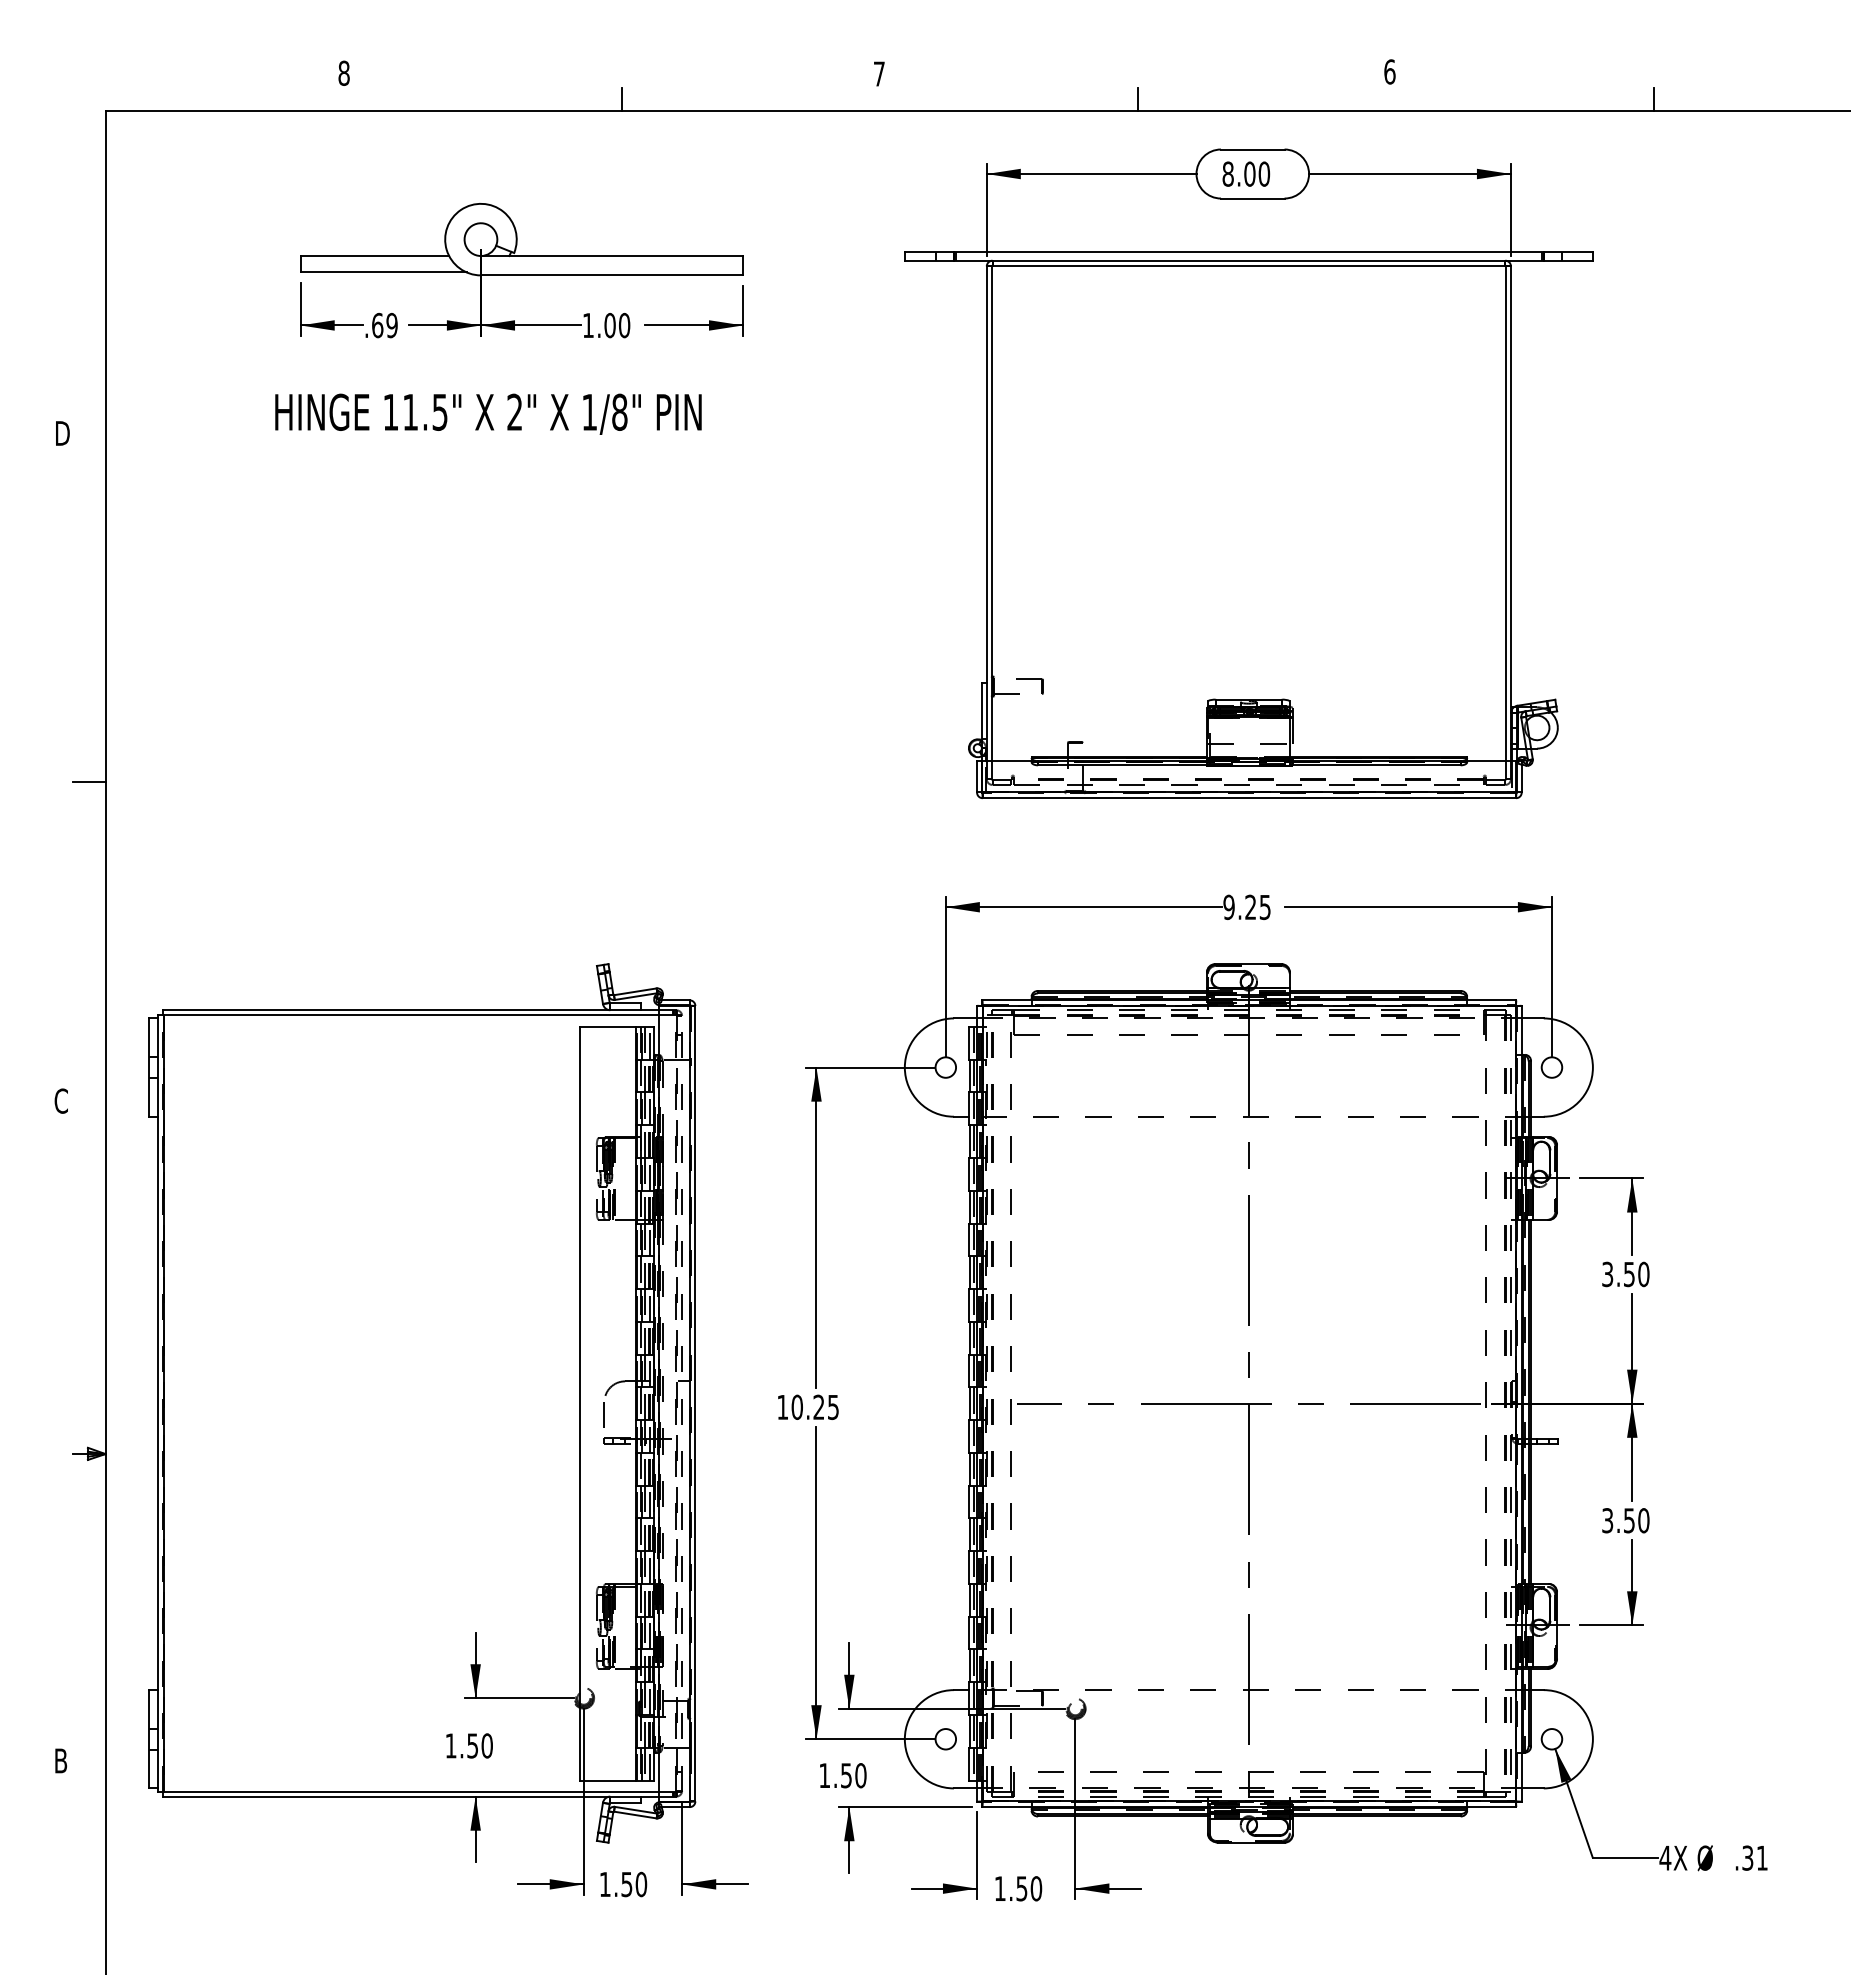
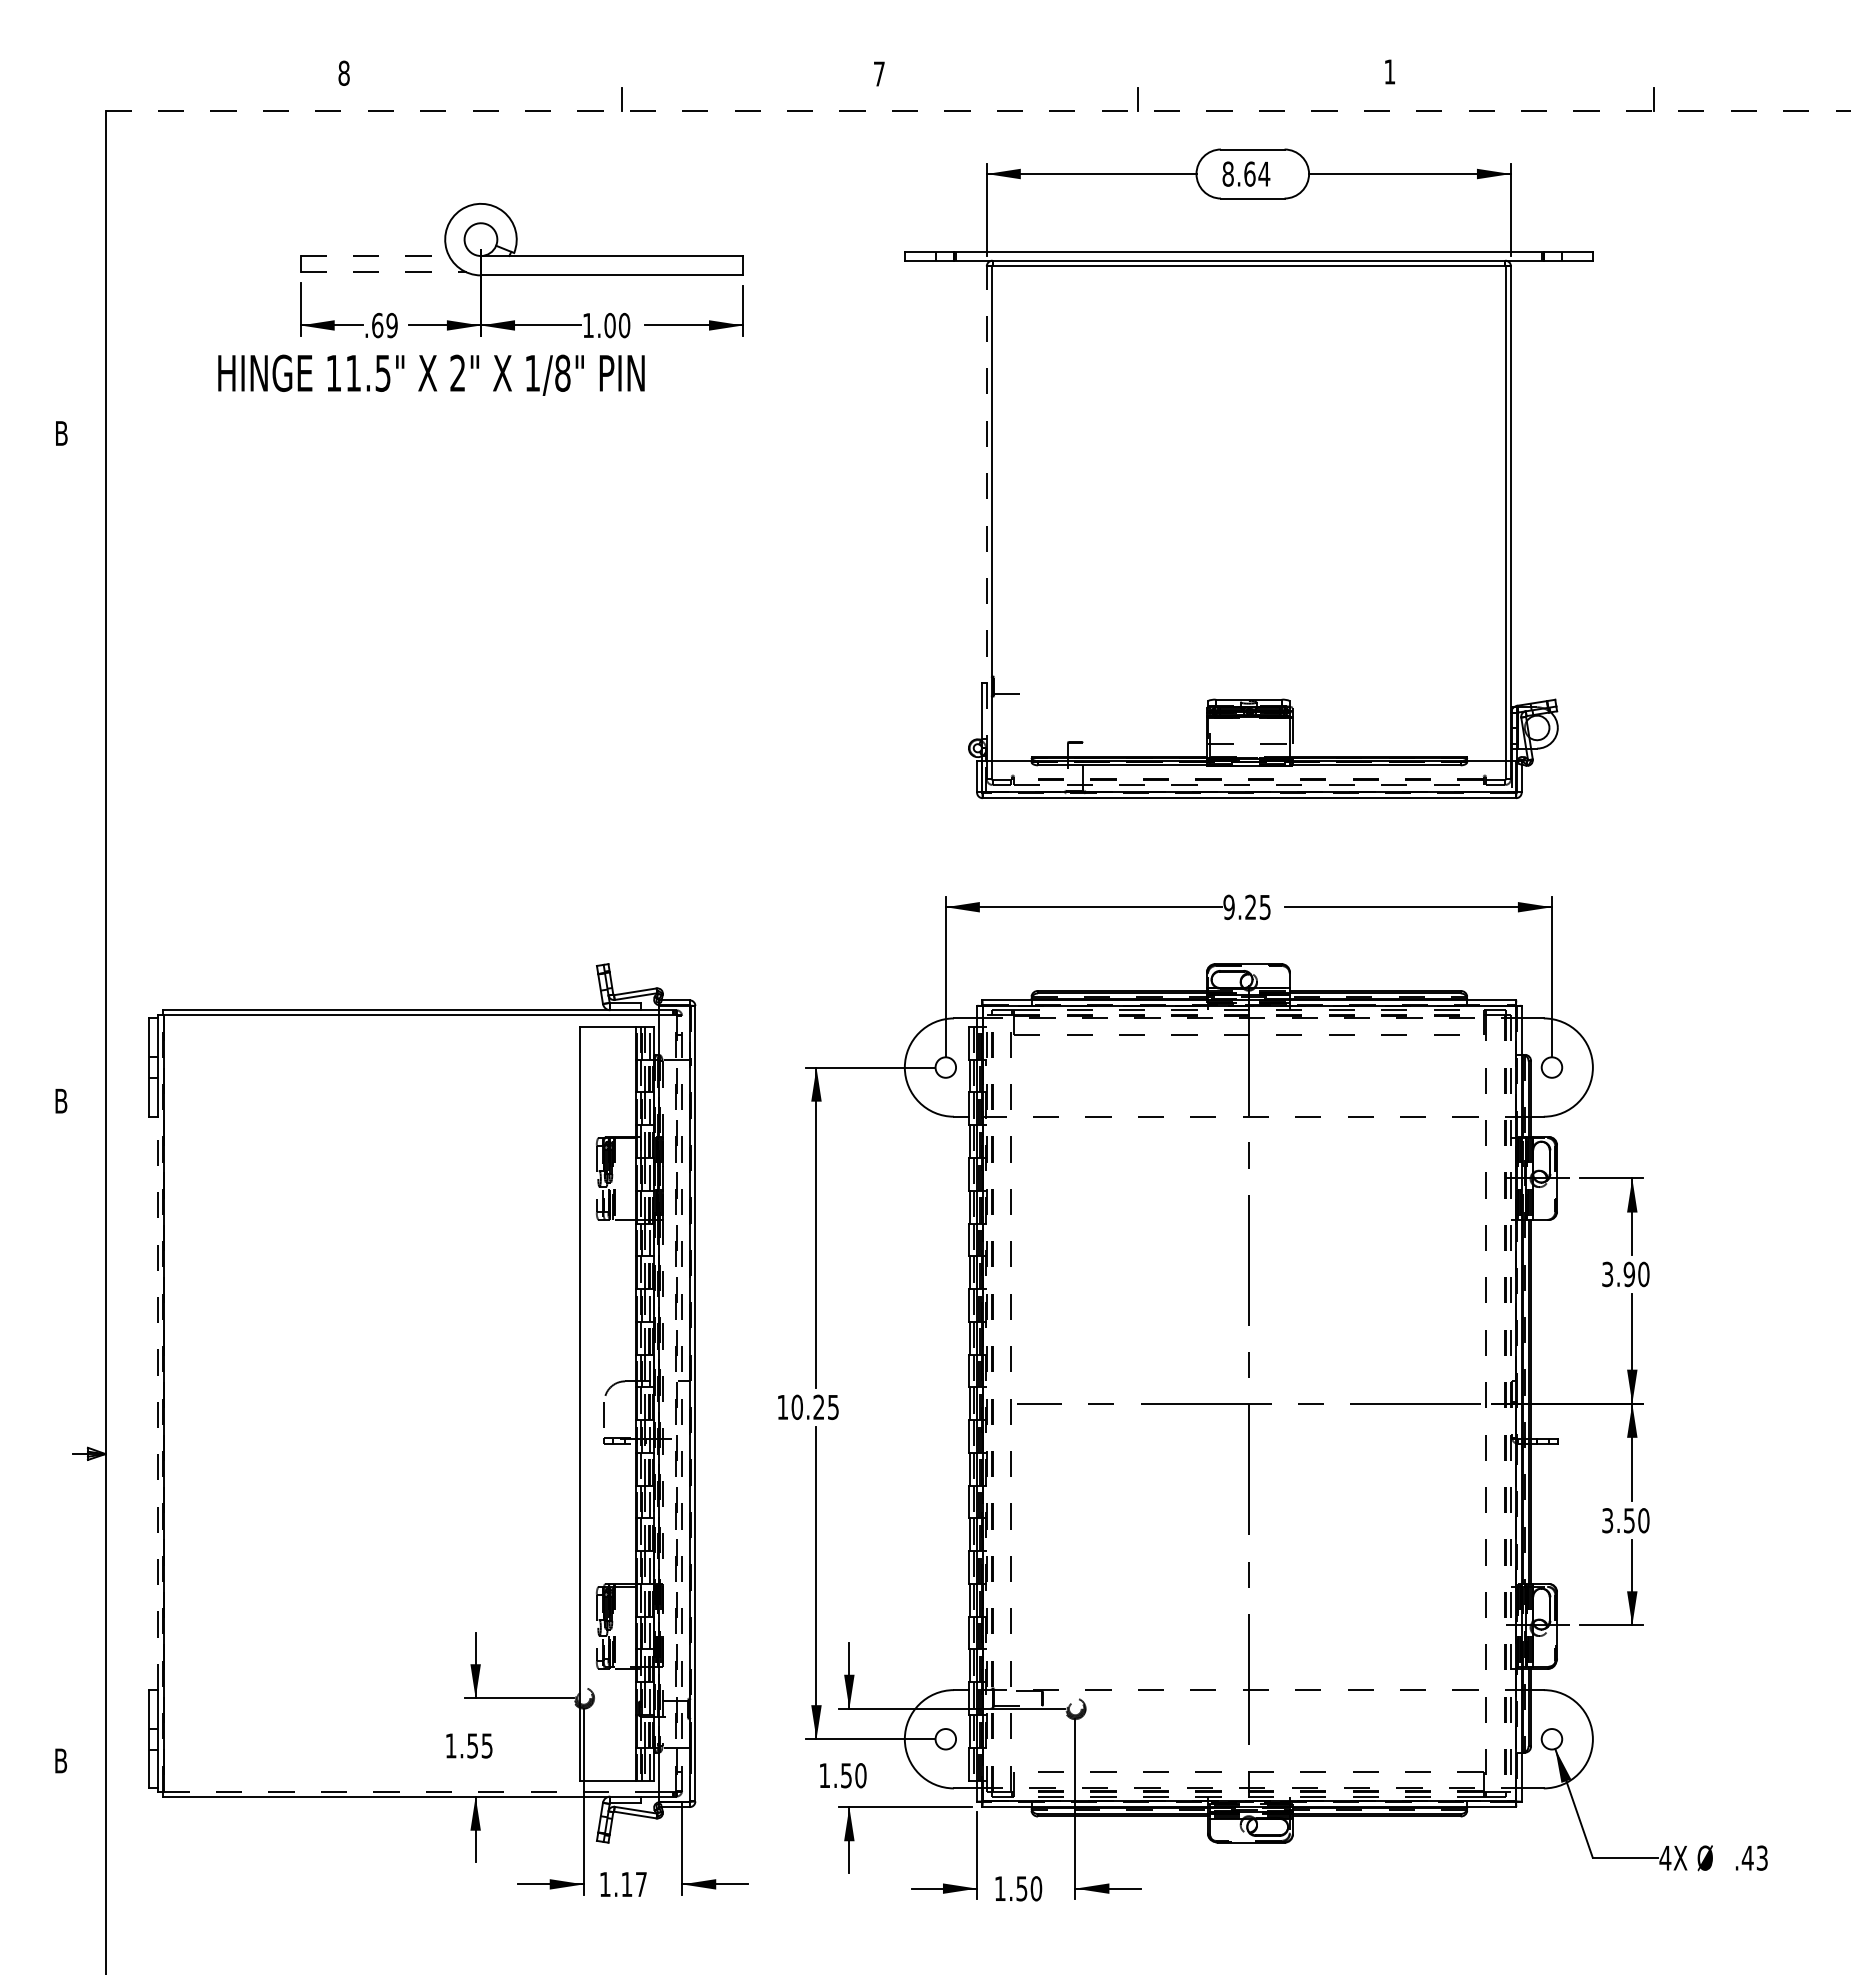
text: 6 -> 1 (1389, 71)
line: solid -> dashed (978, 110)
text: 8.00 -> 8.64 (1257, 173)
line: solid -> dashed (375, 256)
line: solid -> dashed (383, 272)
text position: (488, 413) -> (431, 374) (431, 374)
text: D -> B (63, 433)
line: solid -> dashed (986, 513)
part: present -> none (1029, 679)
line: present -> none (88, 782)
text: C -> B (60, 1100)
text: 3.50 -> 3.90 (1628, 1273)
line: solid -> dashed (157, 1403)
text: 1.50 -> 1.55 (486, 1745)
line: solid -> dashed (411, 1791)
text: .31 -> .43 (1754, 1857)
text: 1.50 -> 1.17 (634, 1884)
